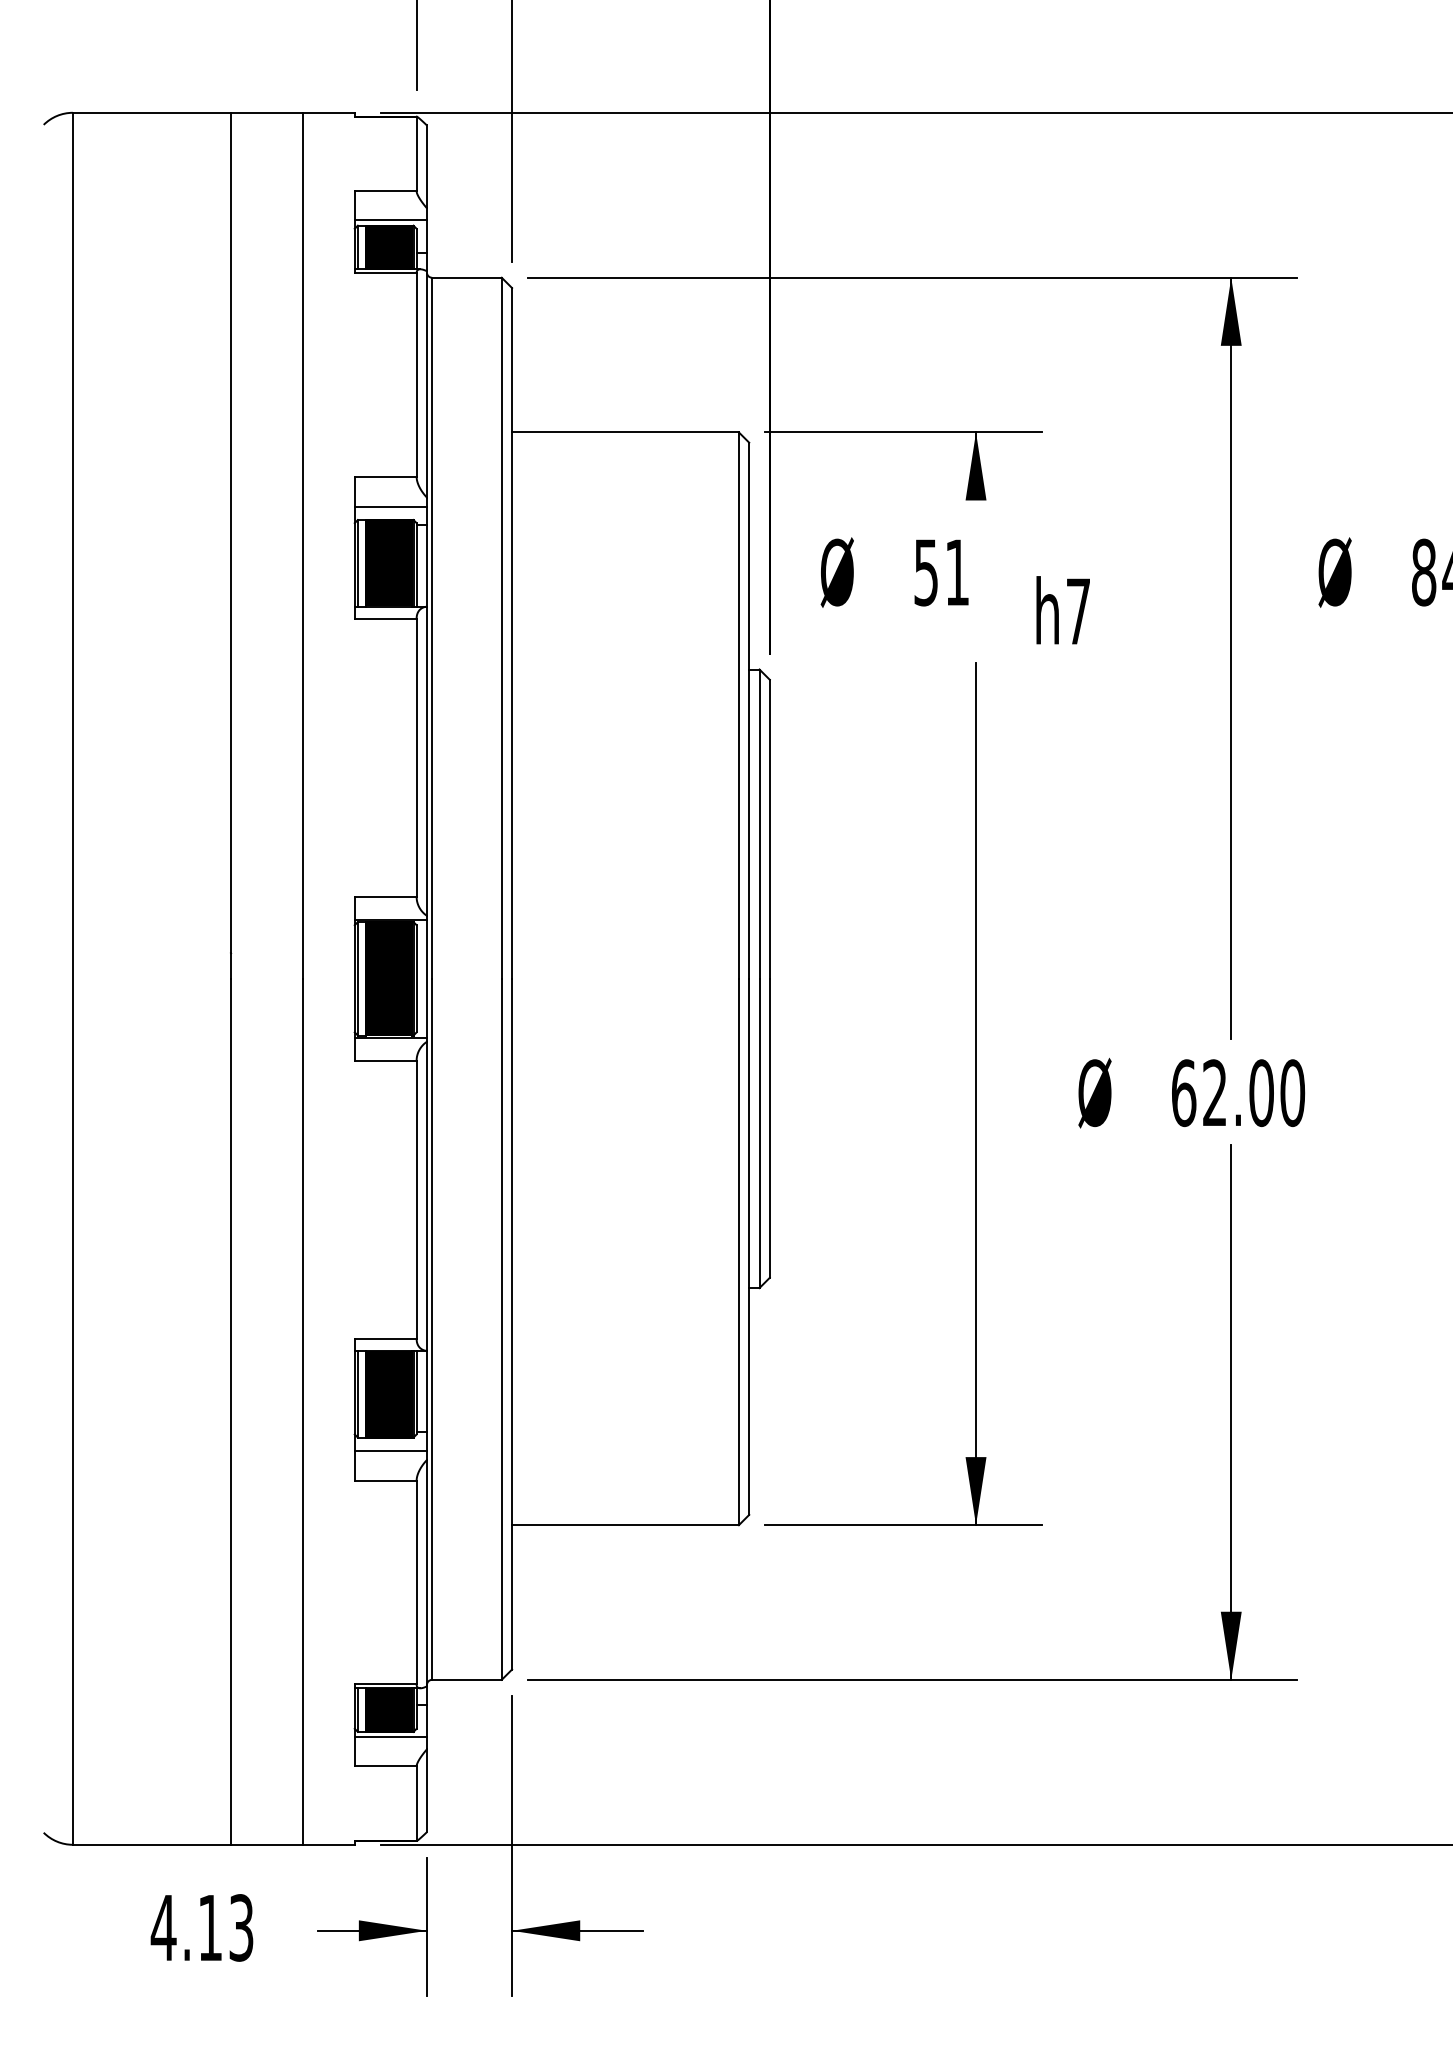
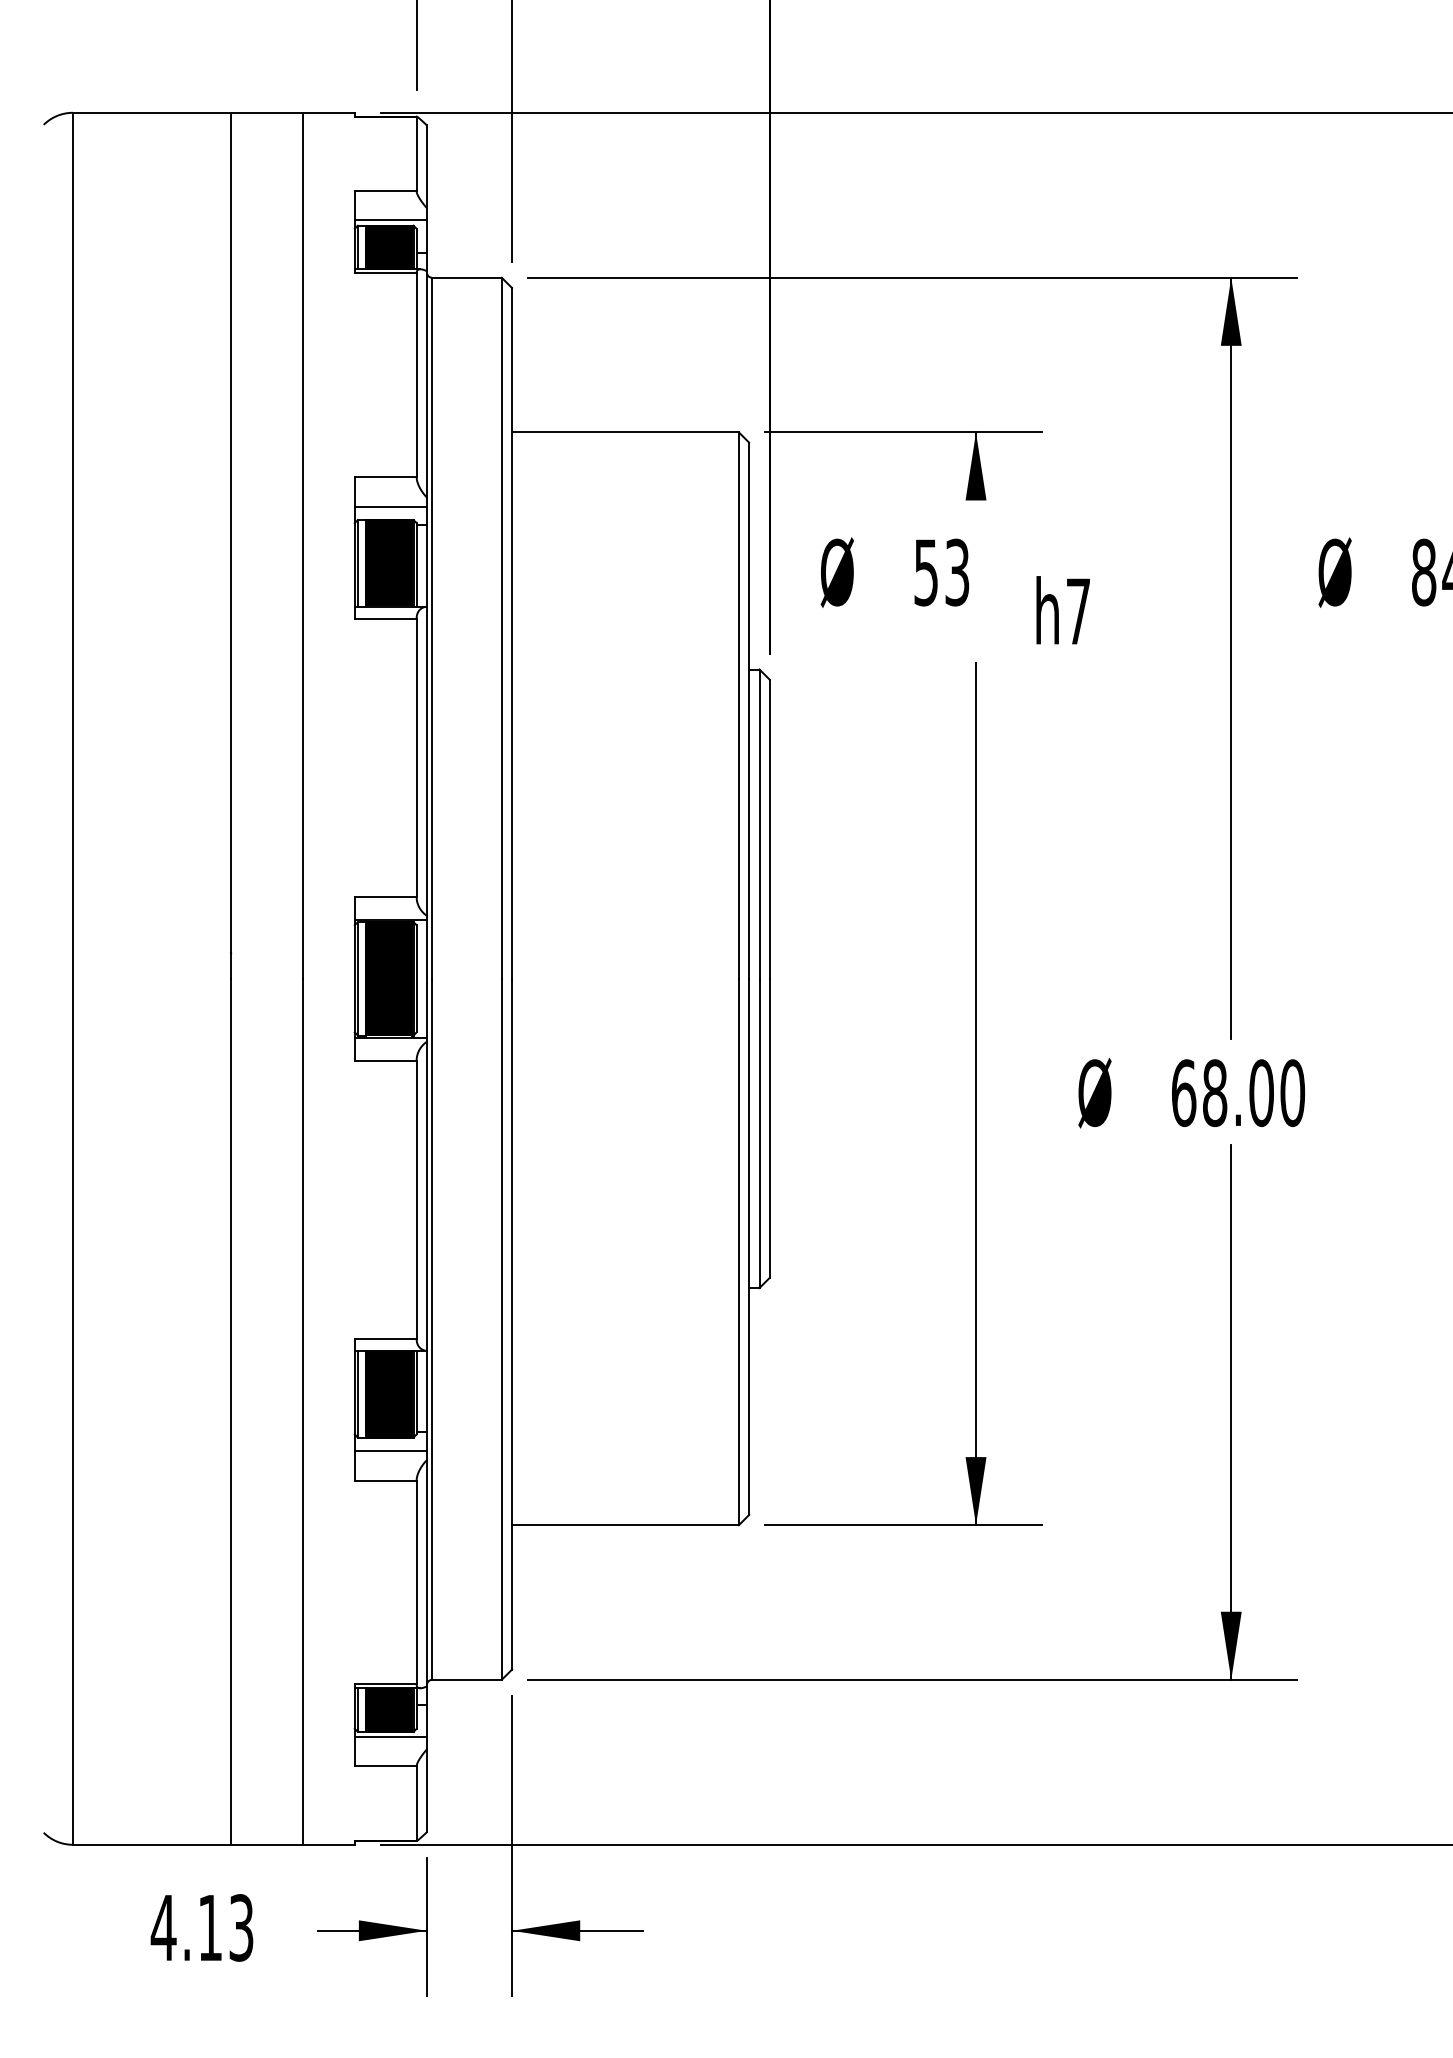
text: 51 -> 53 (957, 572)
text: 62.00 -> 68.00 (1215, 1093)
